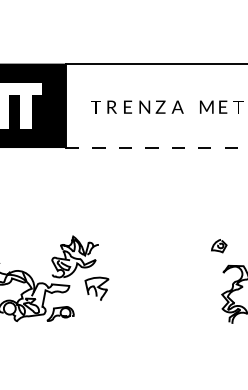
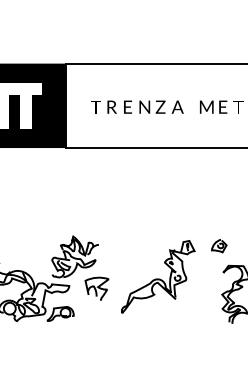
line: dashed -> solid (156, 147)
part: none -> present (158, 276)
